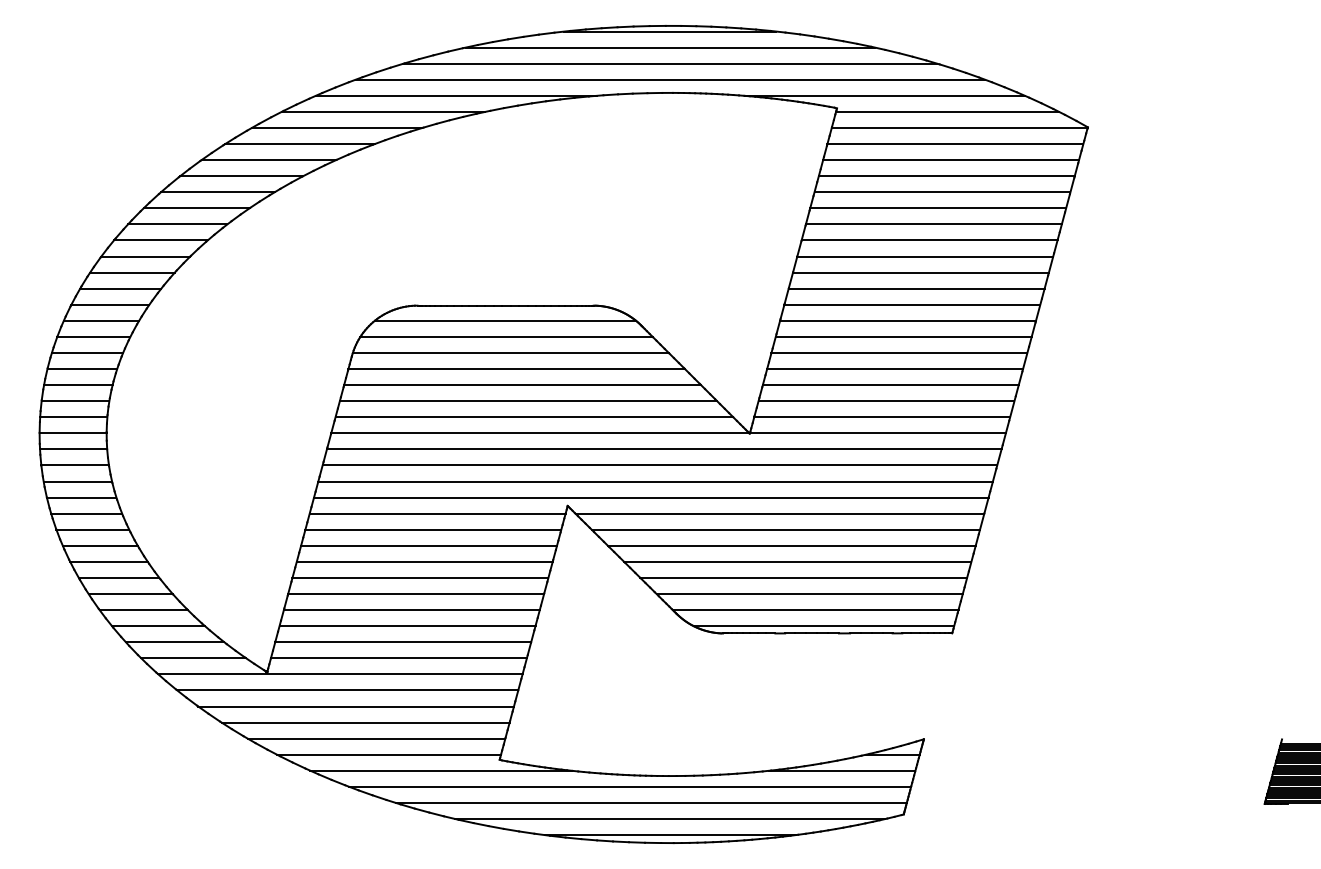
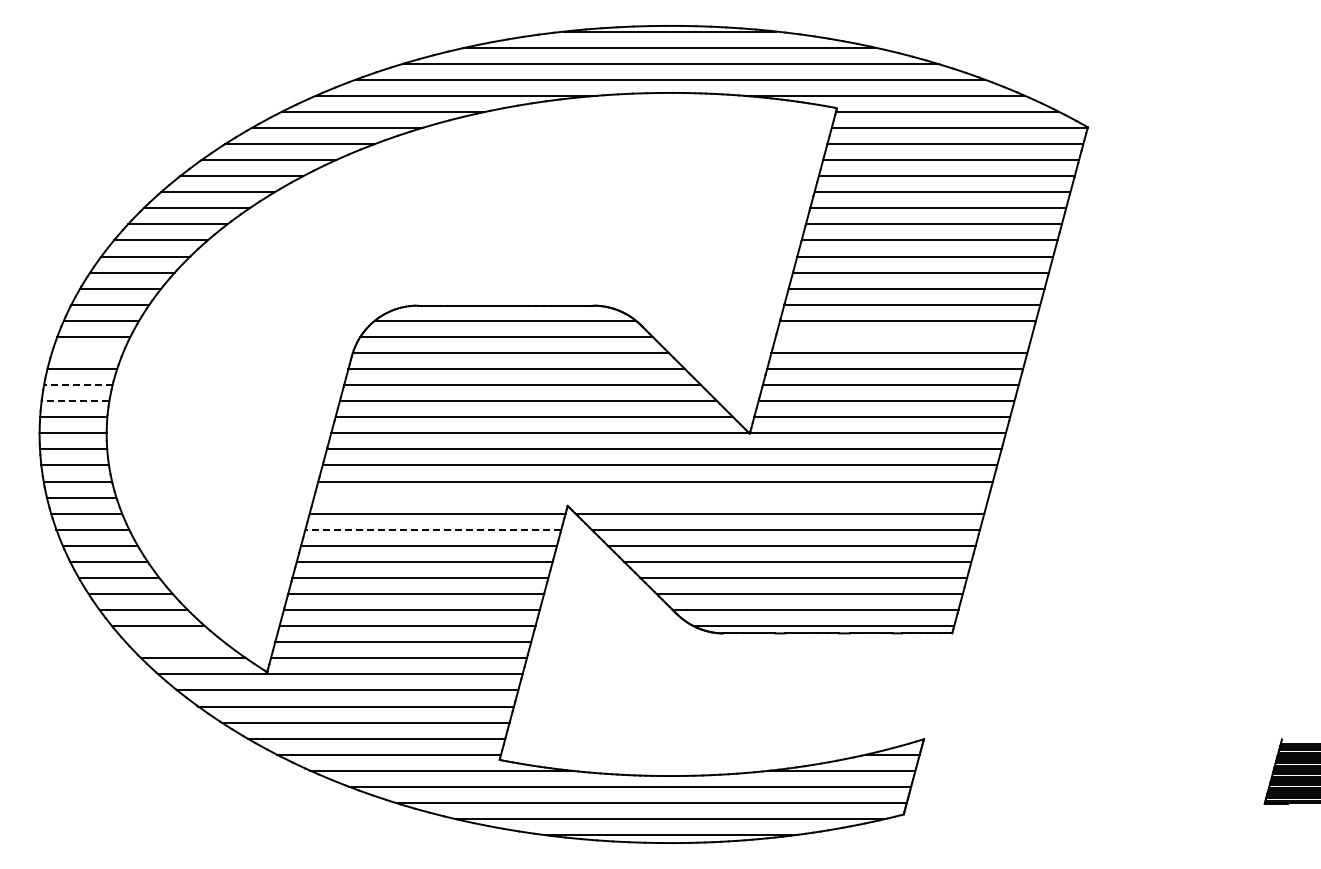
line: present -> none (903, 336)
line: present -> none (87, 352)
line: solid -> dashed (77, 385)
line: solid -> dashed (75, 401)
line: present -> none (651, 497)
line: solid -> dashed (433, 529)
line: present -> none (174, 642)
